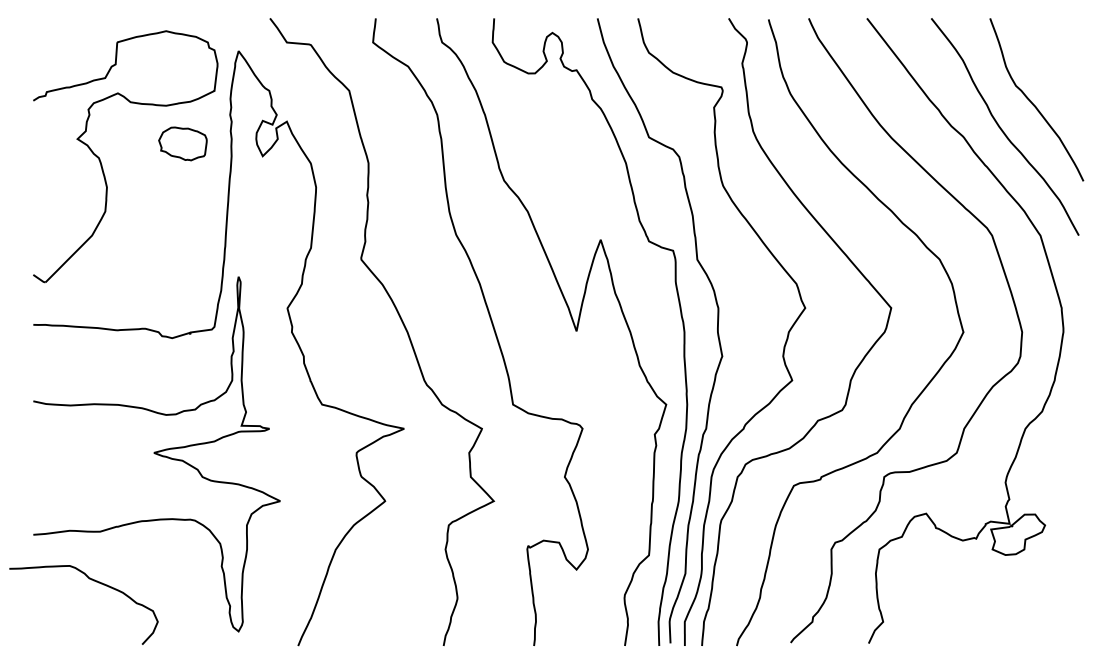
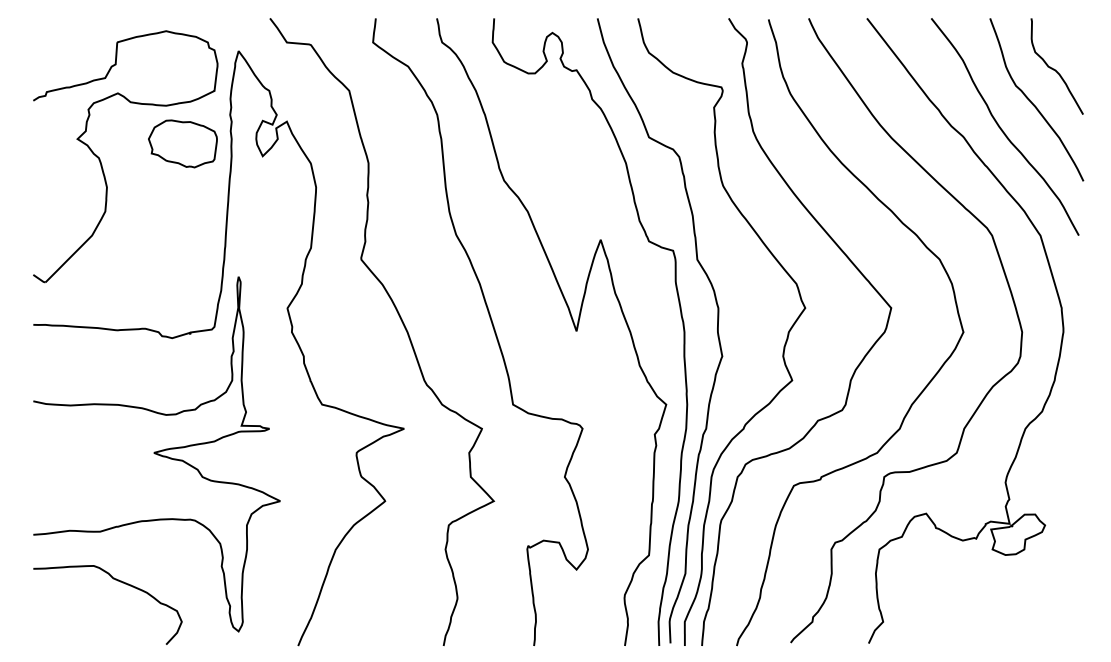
curve: none -> present (1054, 68)
part size: 50x36 px -> 70x50 px (182, 143)
curve position: (93, 581) -> (117, 581) (117, 581)
